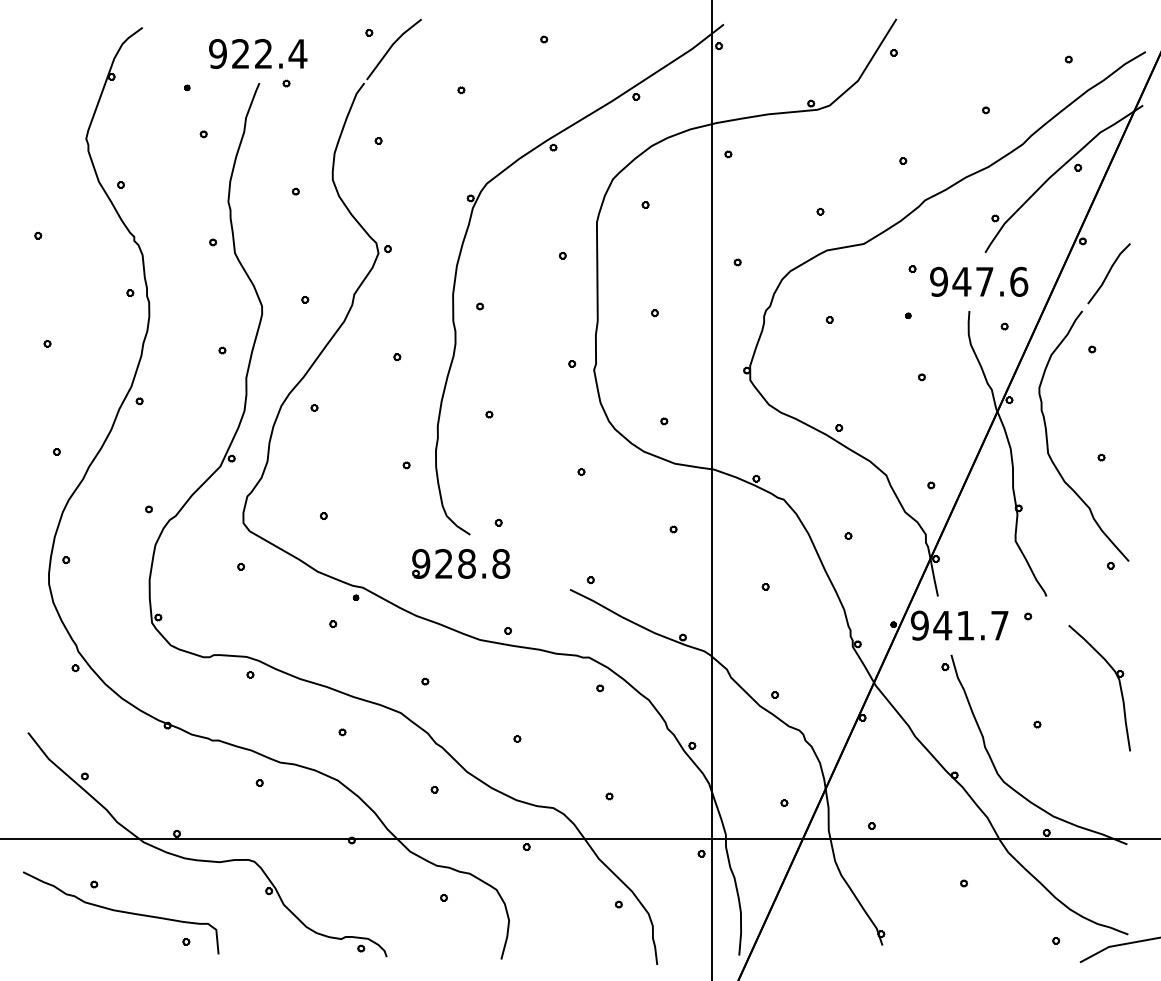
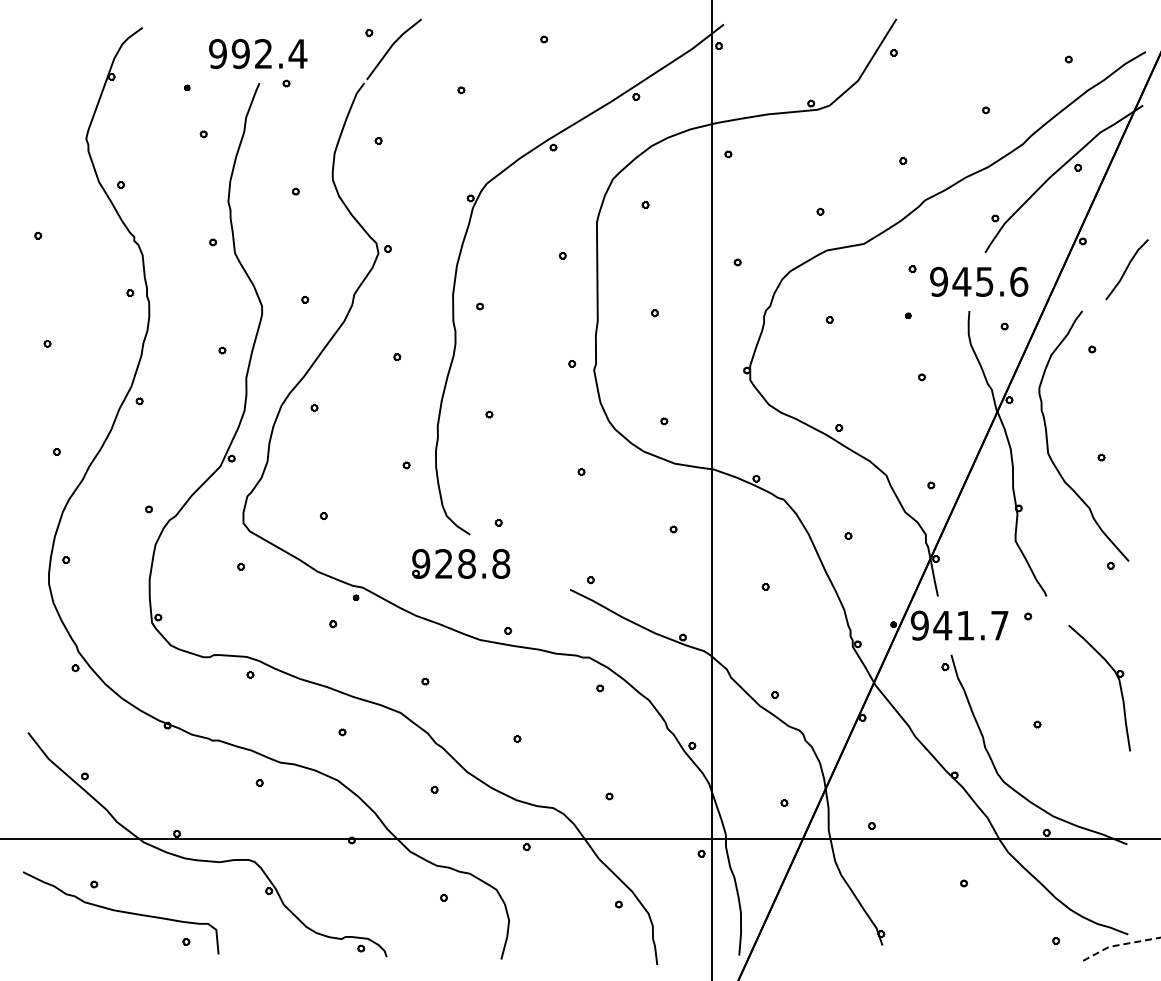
text: 922.4 -> 992.4 (240, 53)
curve position: (1108, 273) -> (1126, 269) (1126, 269)
text: 947.6 -> 945.6 (984, 281)
line: solid -> dashed (1117, 945)
